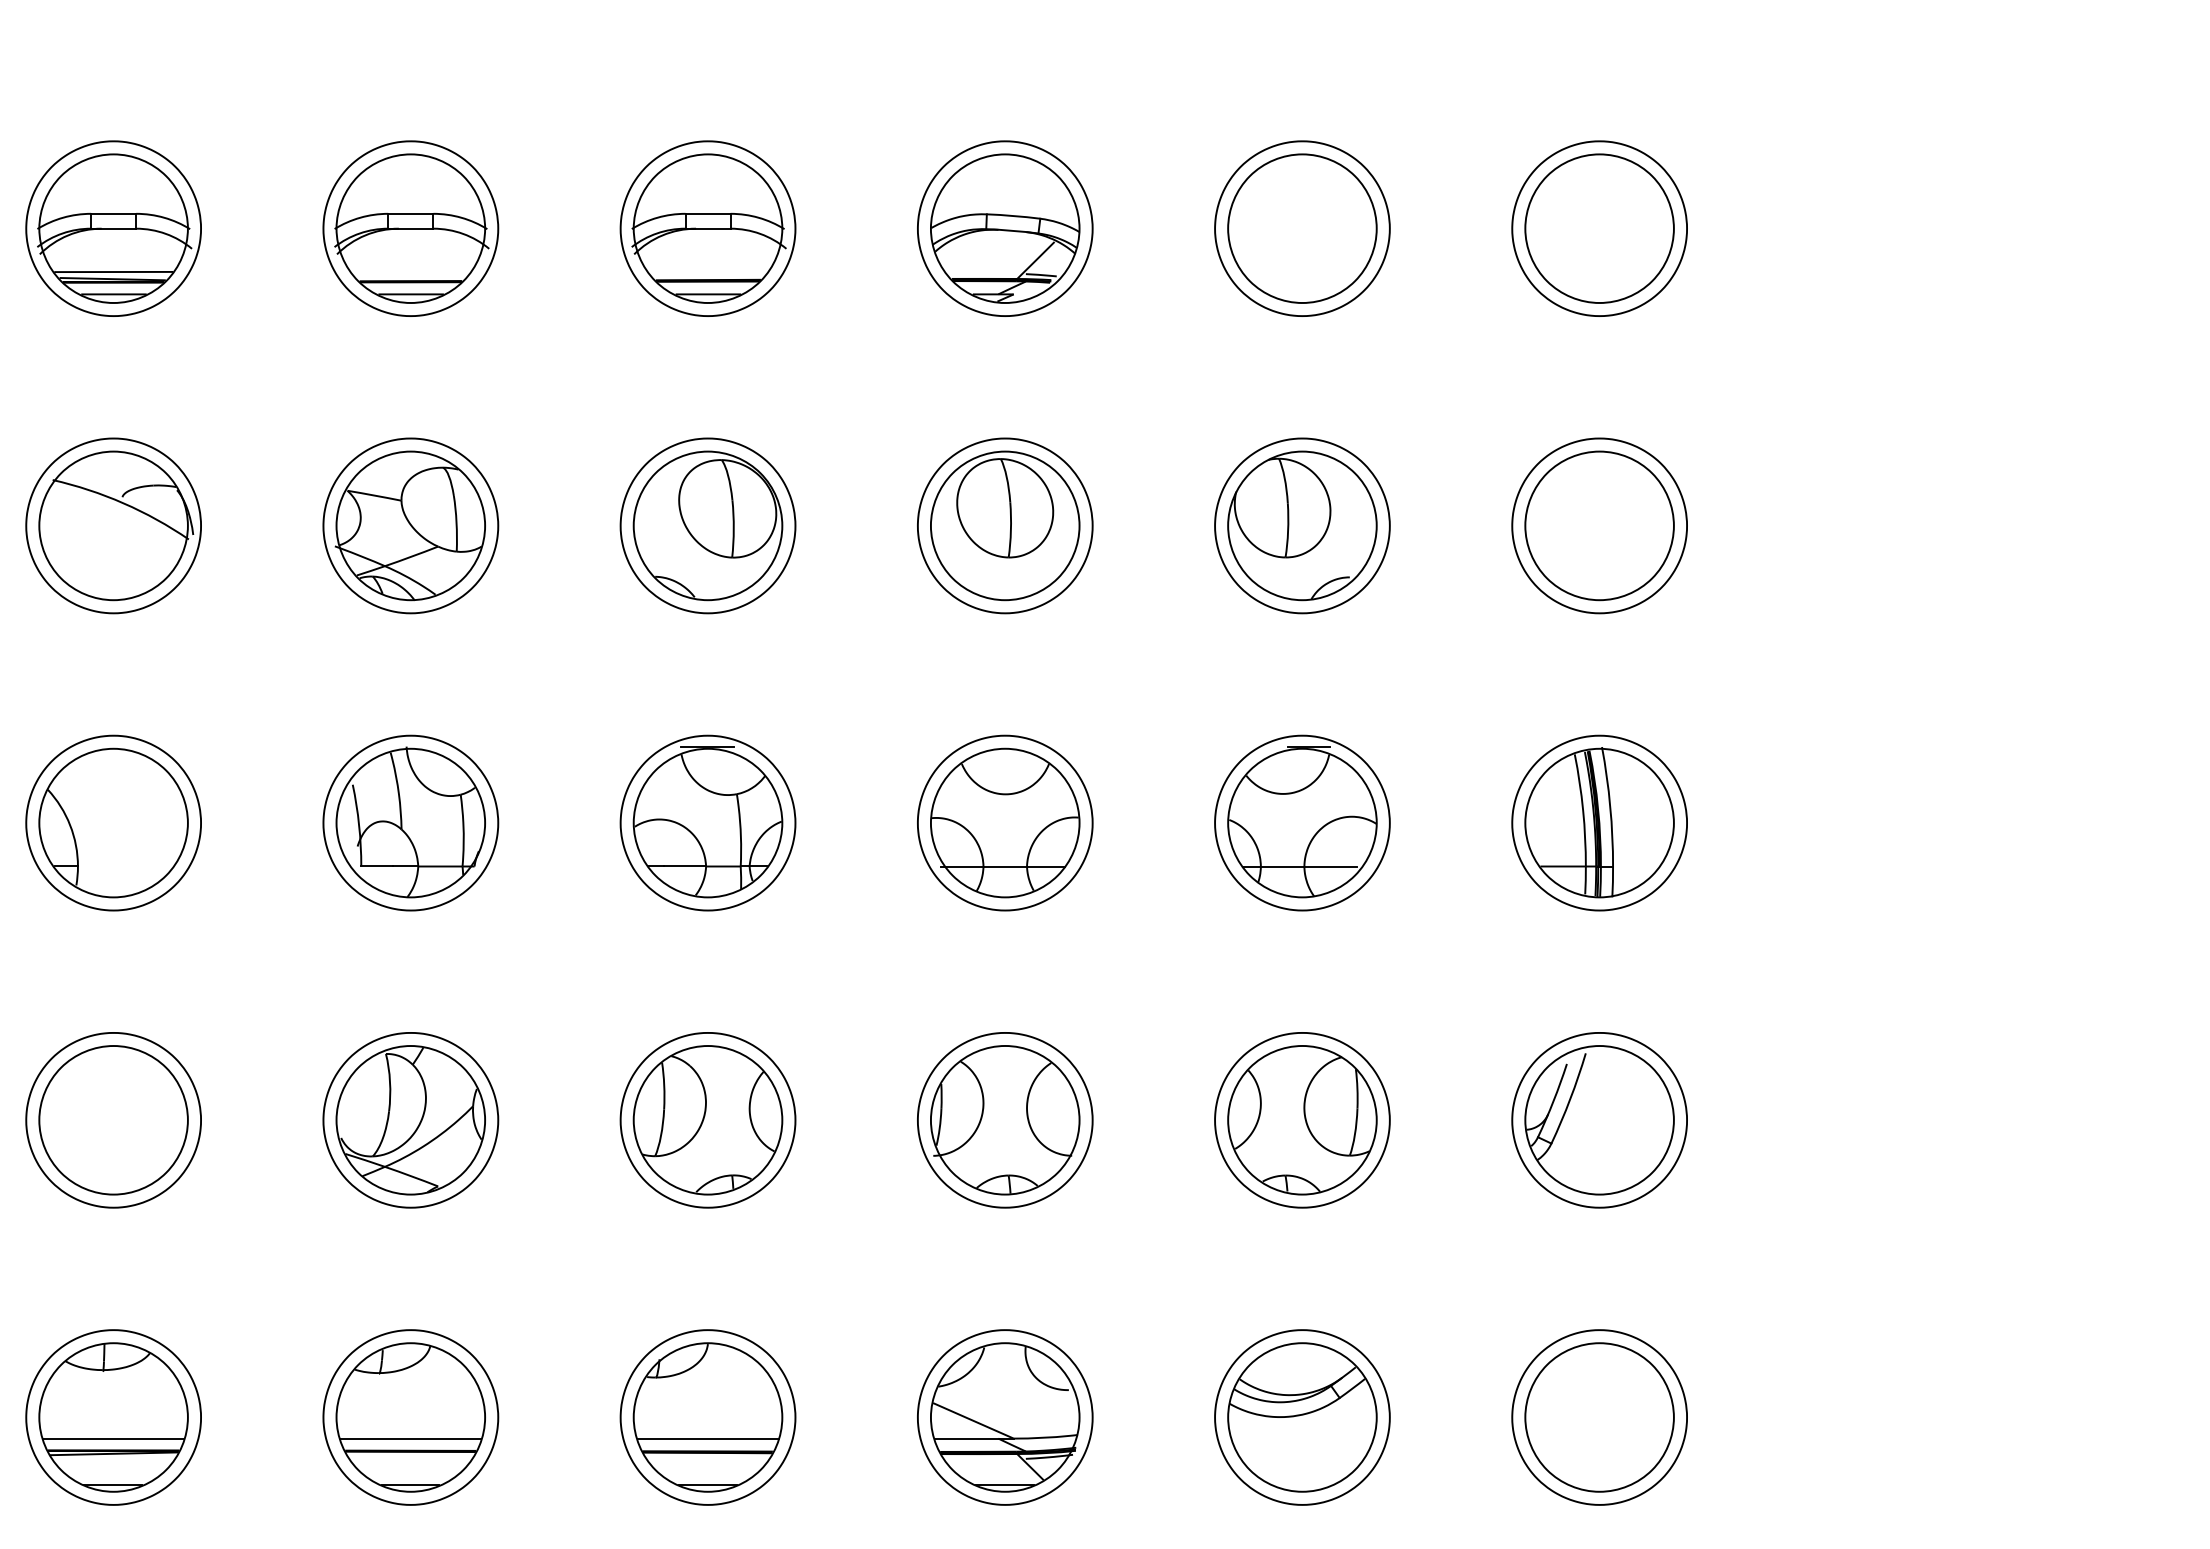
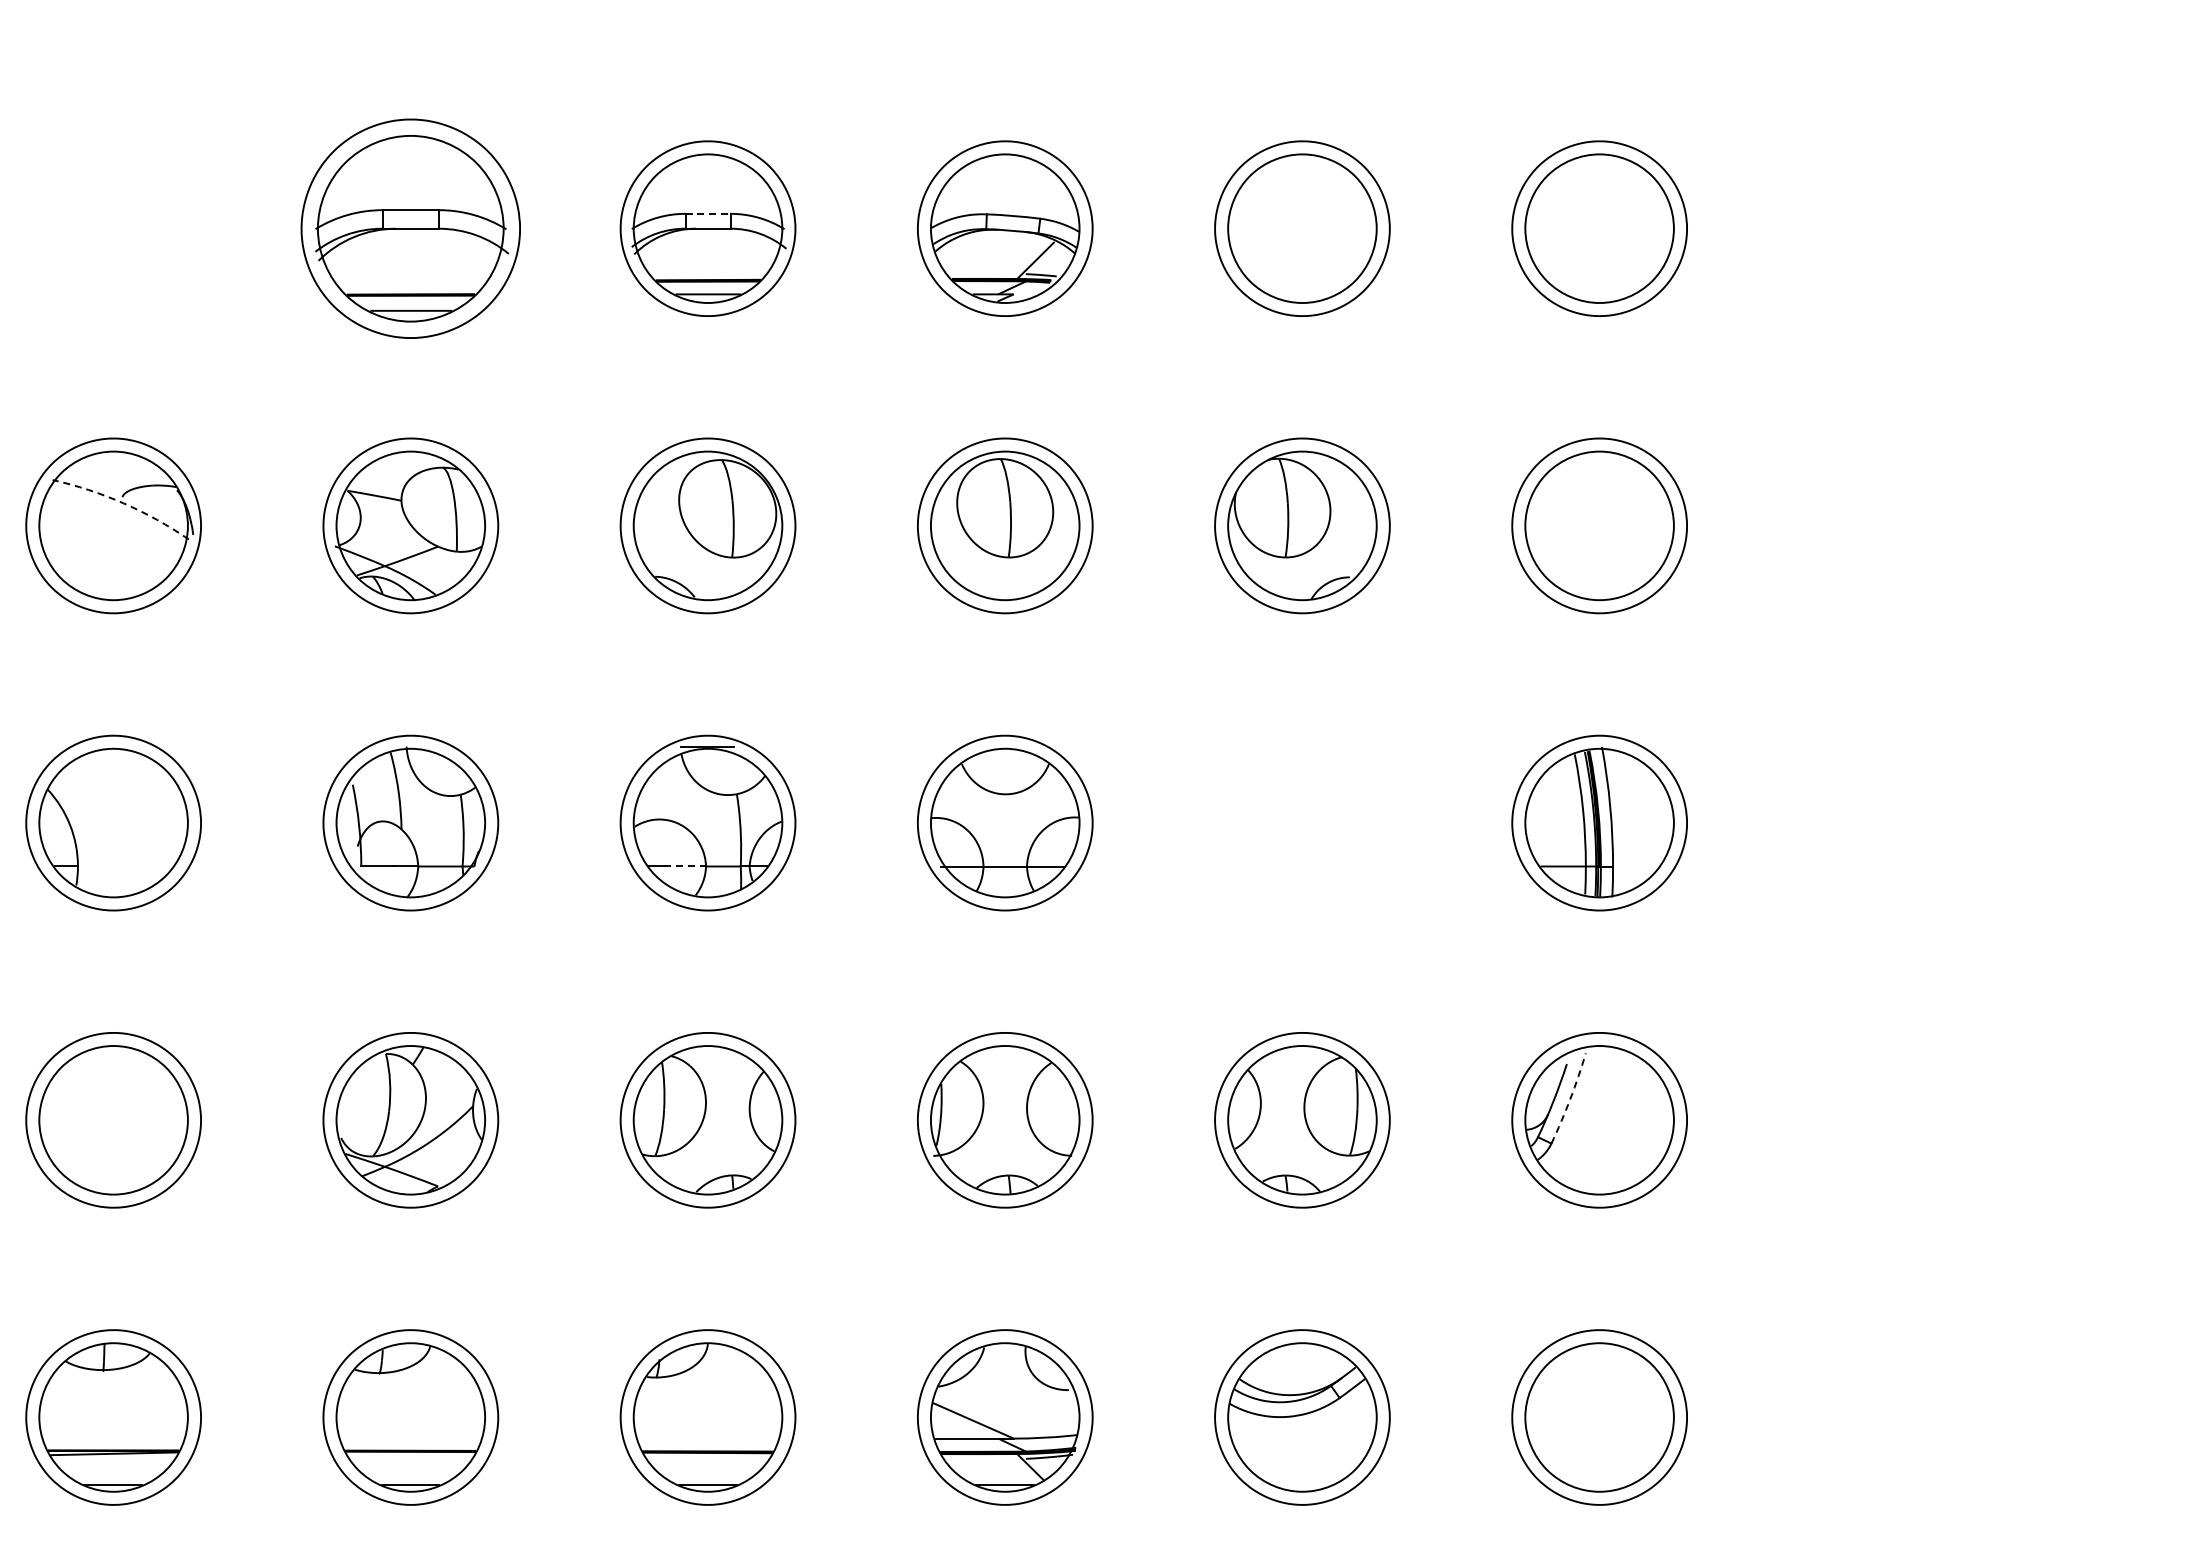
line: solid -> dashed (708, 213)
part: present -> none (113, 228)
part size: 178x177 px -> 221x221 px (410, 228)
arc: solid -> dashed (123, 503)
part: present -> none (1302, 822)
line: solid -> dashed (685, 866)
arc: solid -> dashed (1570, 1099)
line: present -> none (113, 1438)
line: present -> none (410, 1438)
line: present -> none (707, 1438)
